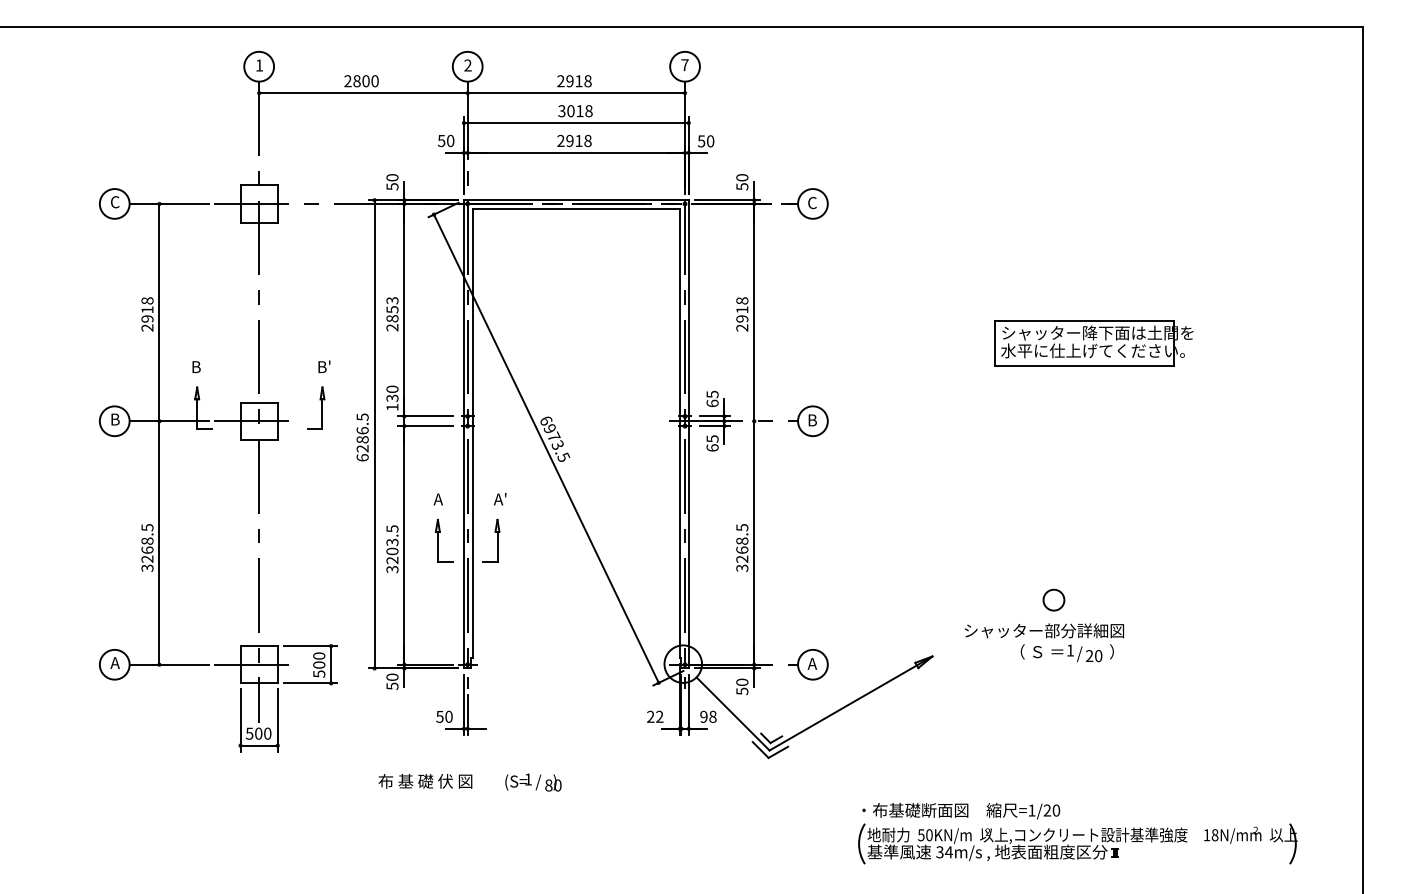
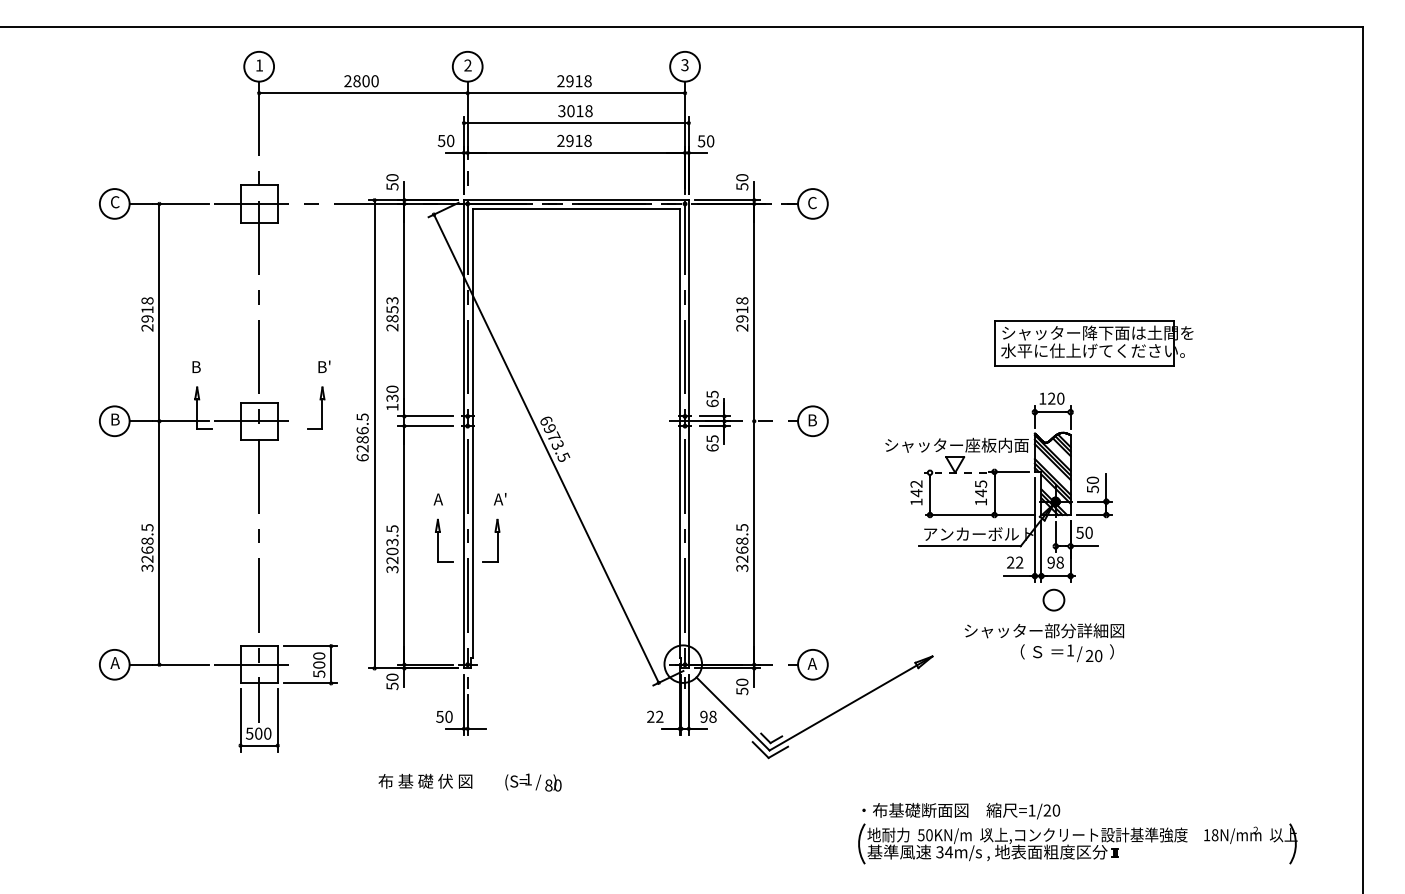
text: 7 -> 3 (684, 65)
part: none -> present (998, 487)
